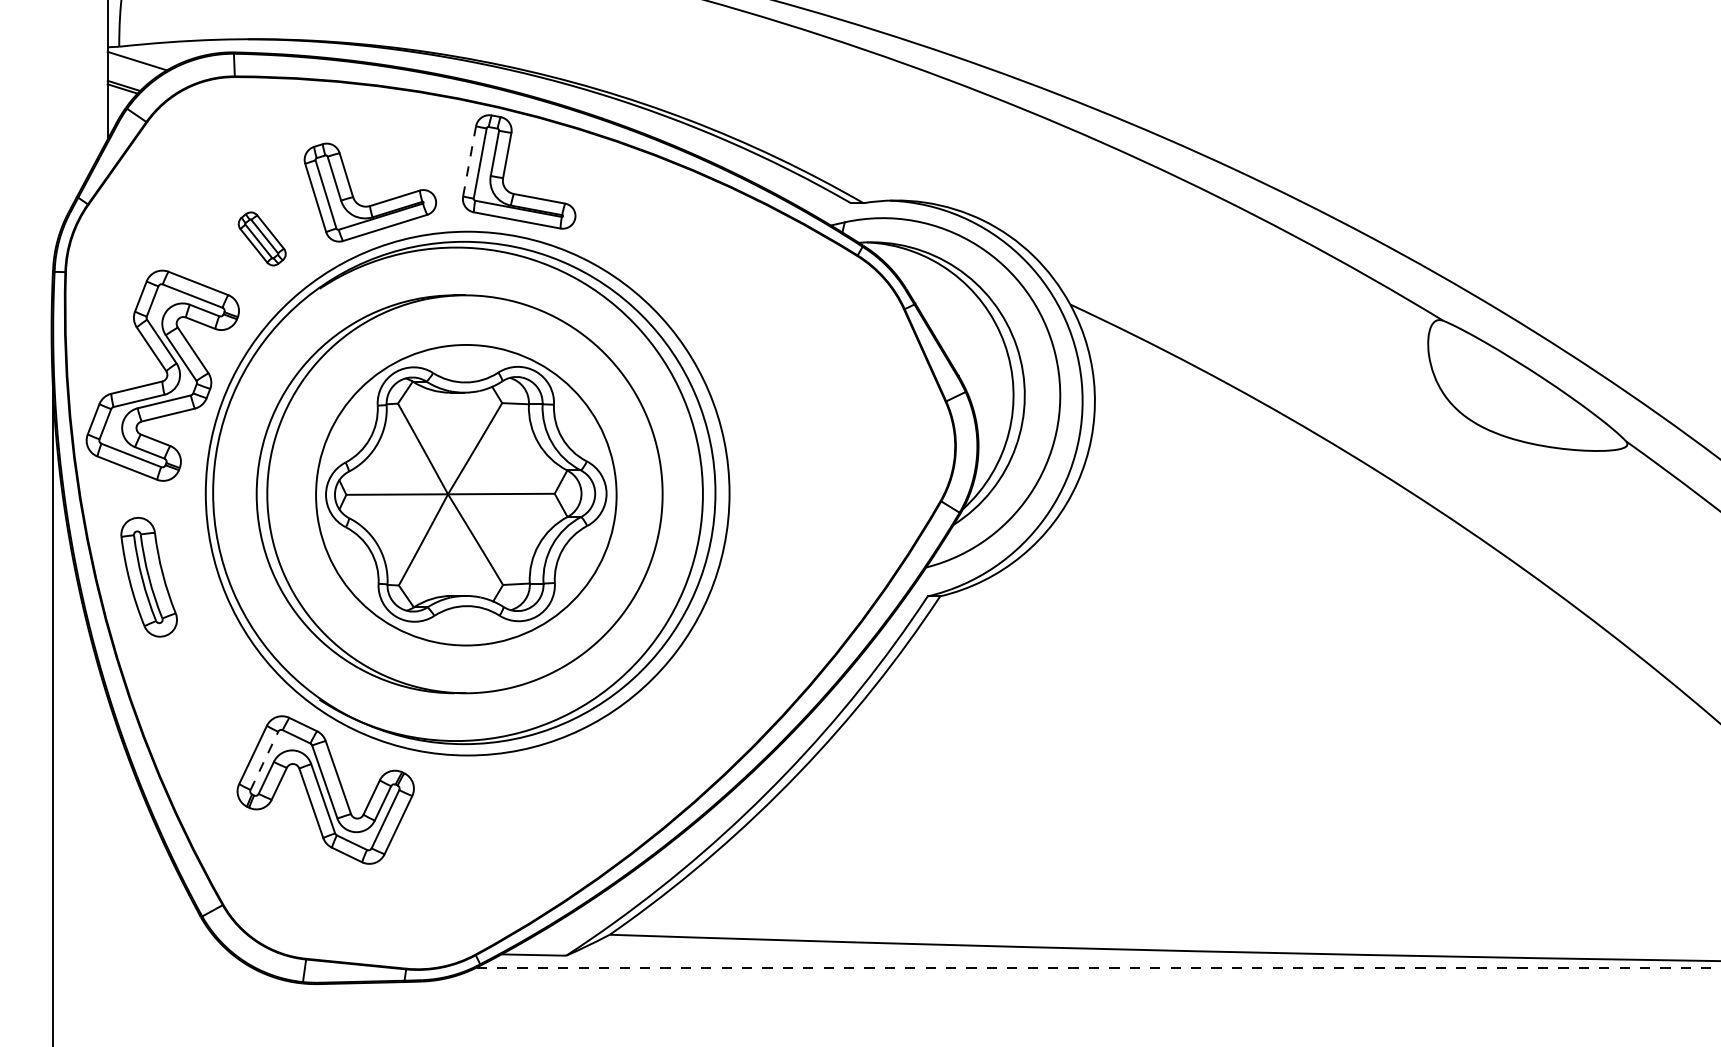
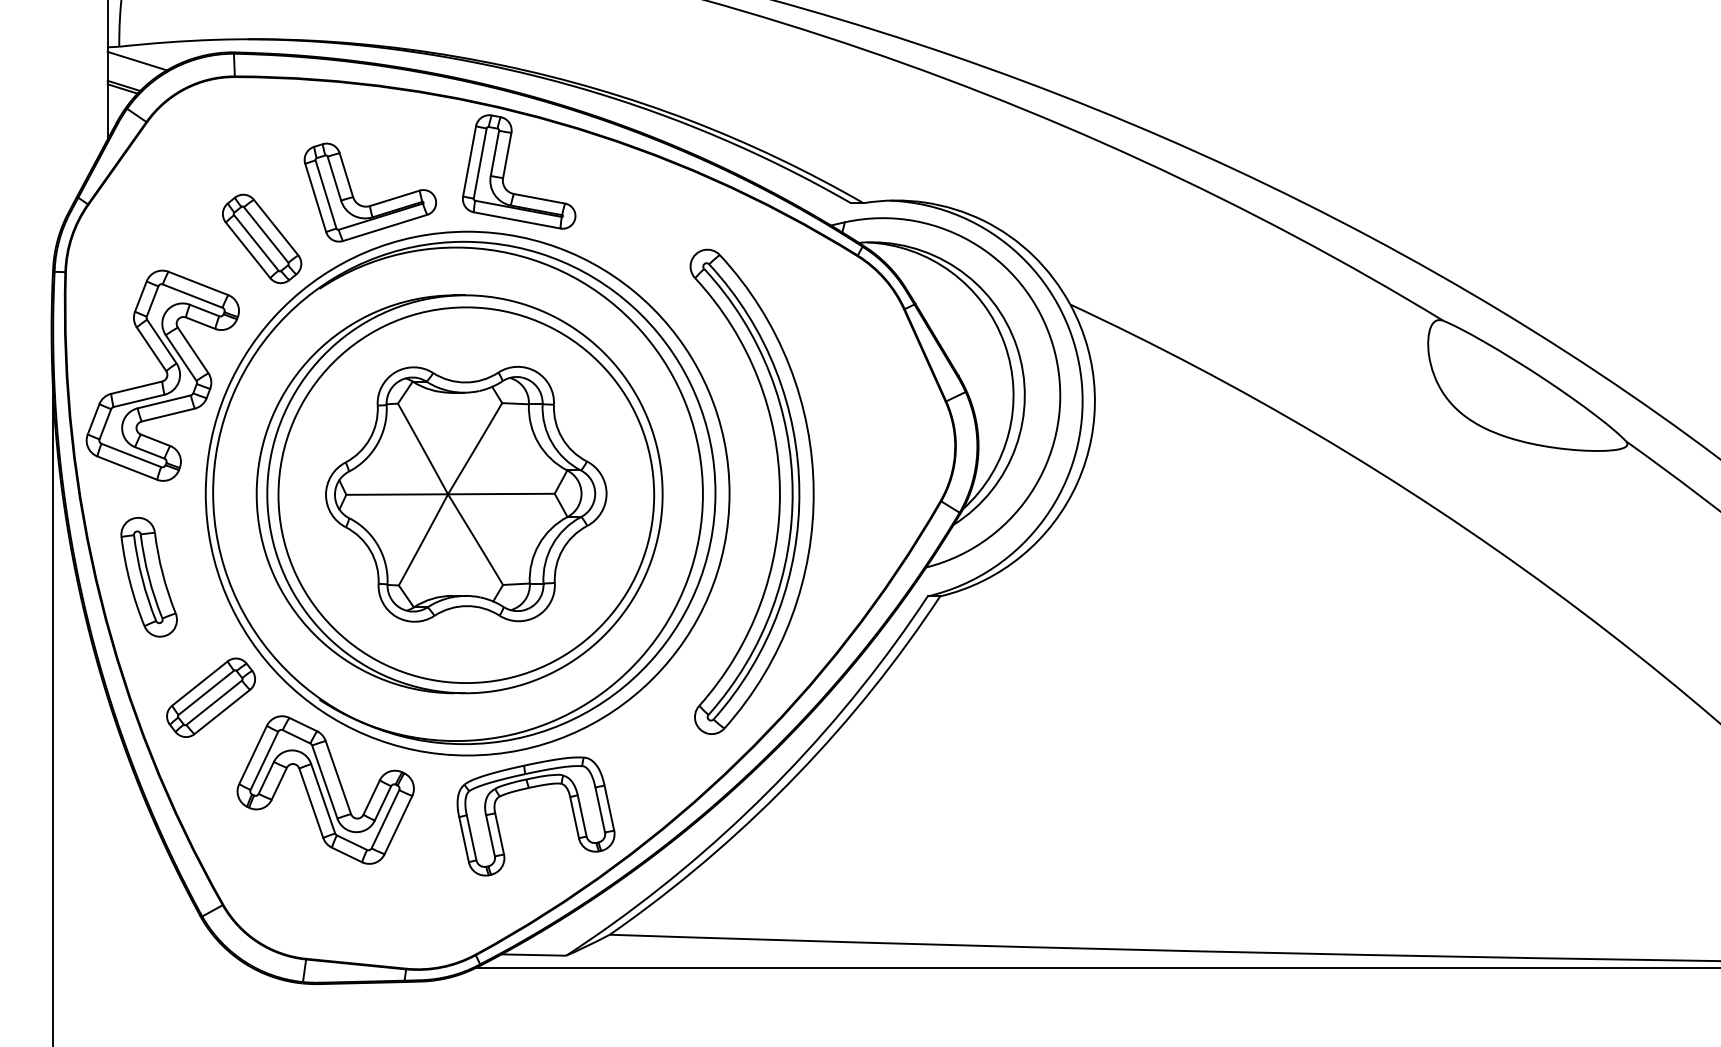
line: dashed -> solid (469, 161)
part size: 50x56 px -> 81x92 px (262, 238)
part: none -> present (779, 491)
circle diameter: 301 px -> 376 px (466, 495)
part: none -> present (210, 697)
line: dashed -> solid (264, 760)
part: none -> present (532, 788)
line: dashed -> solid (1098, 967)
